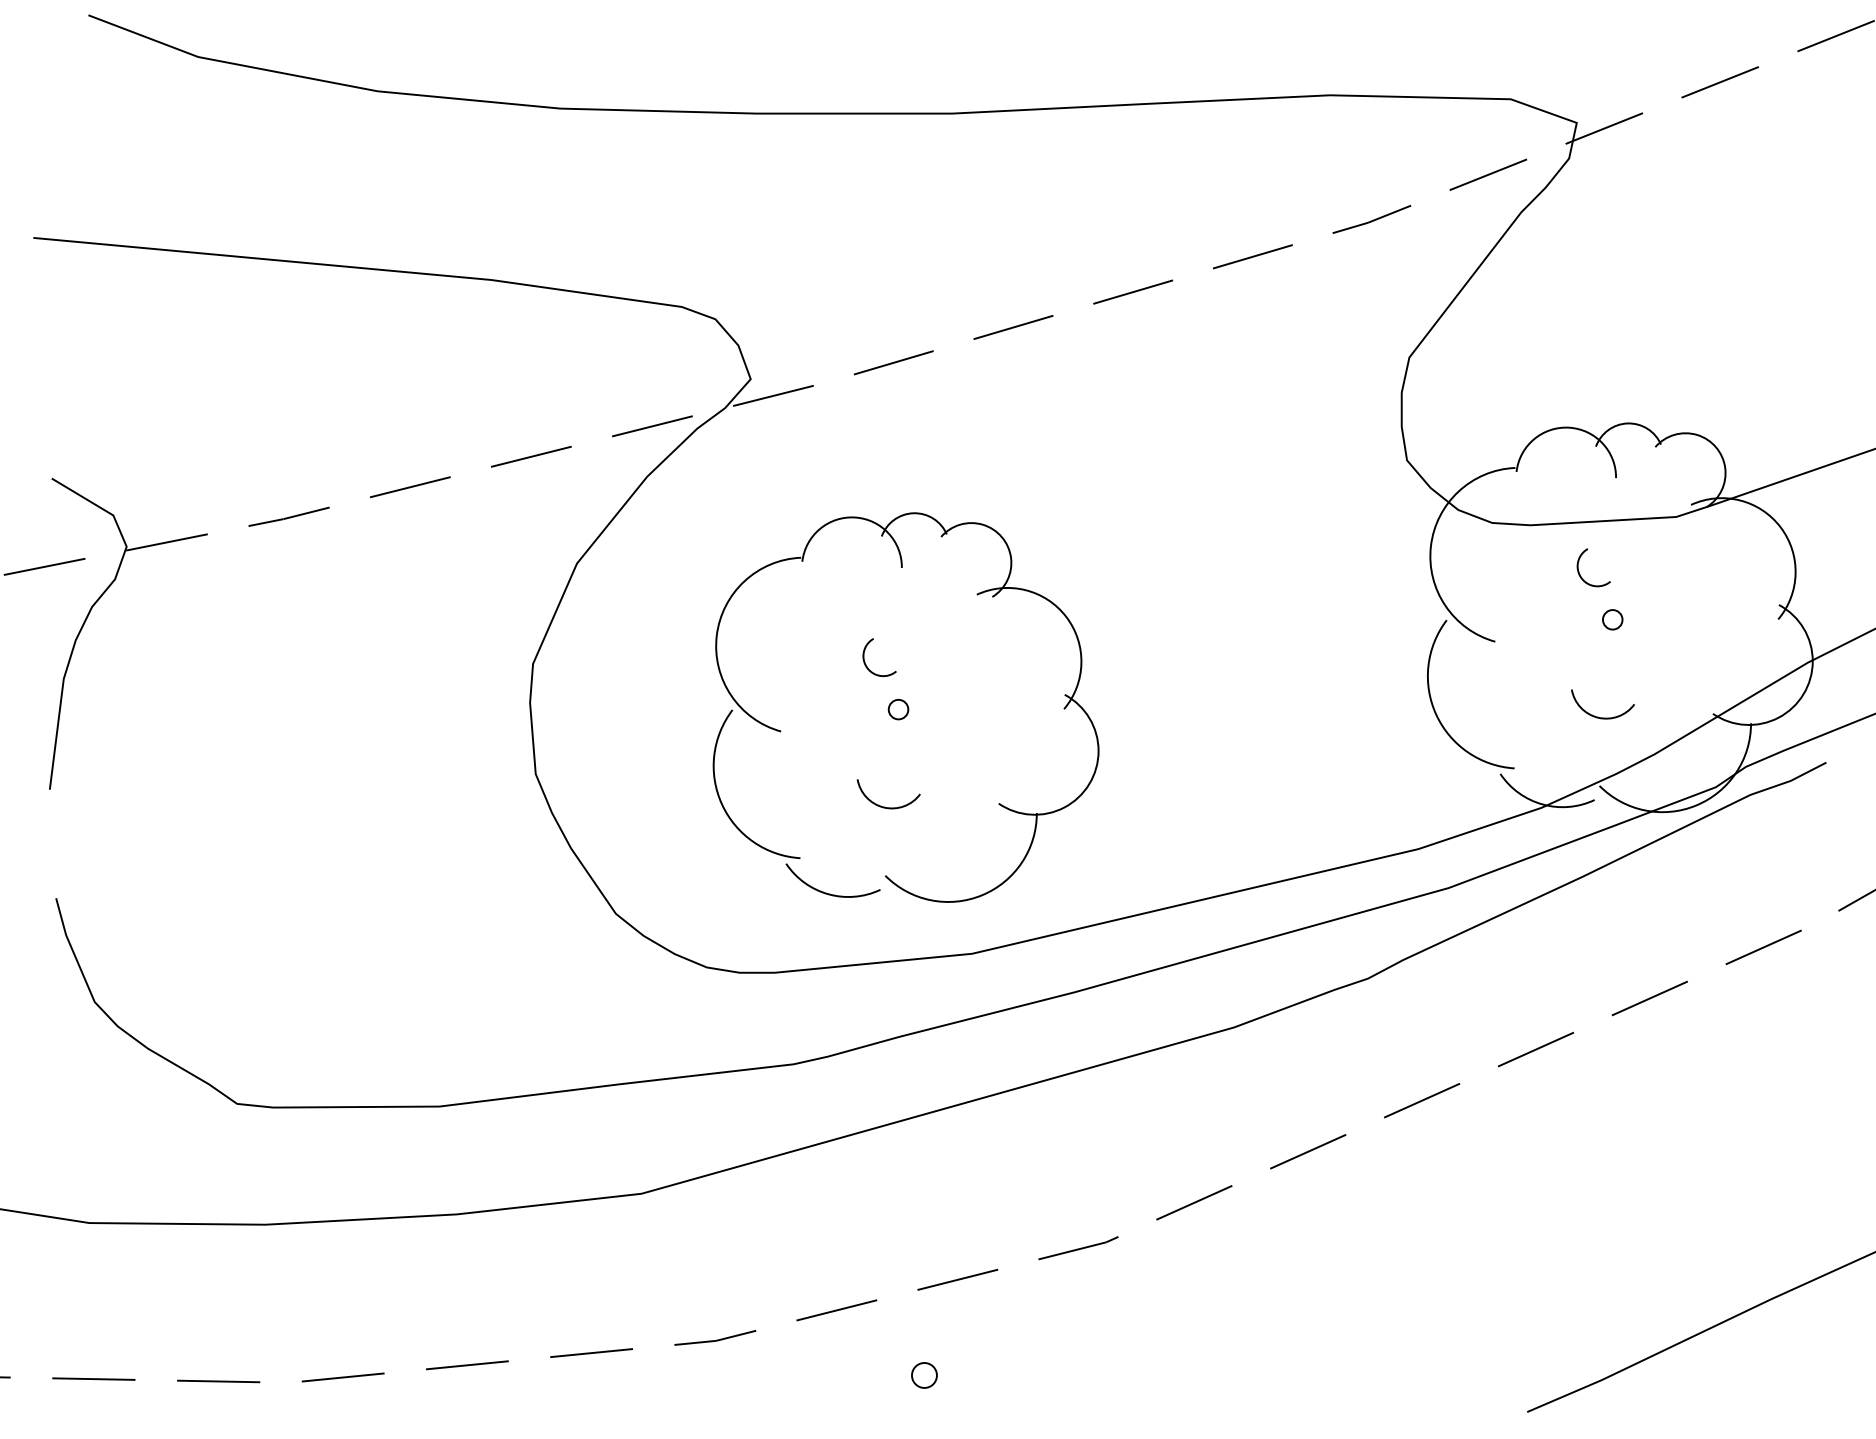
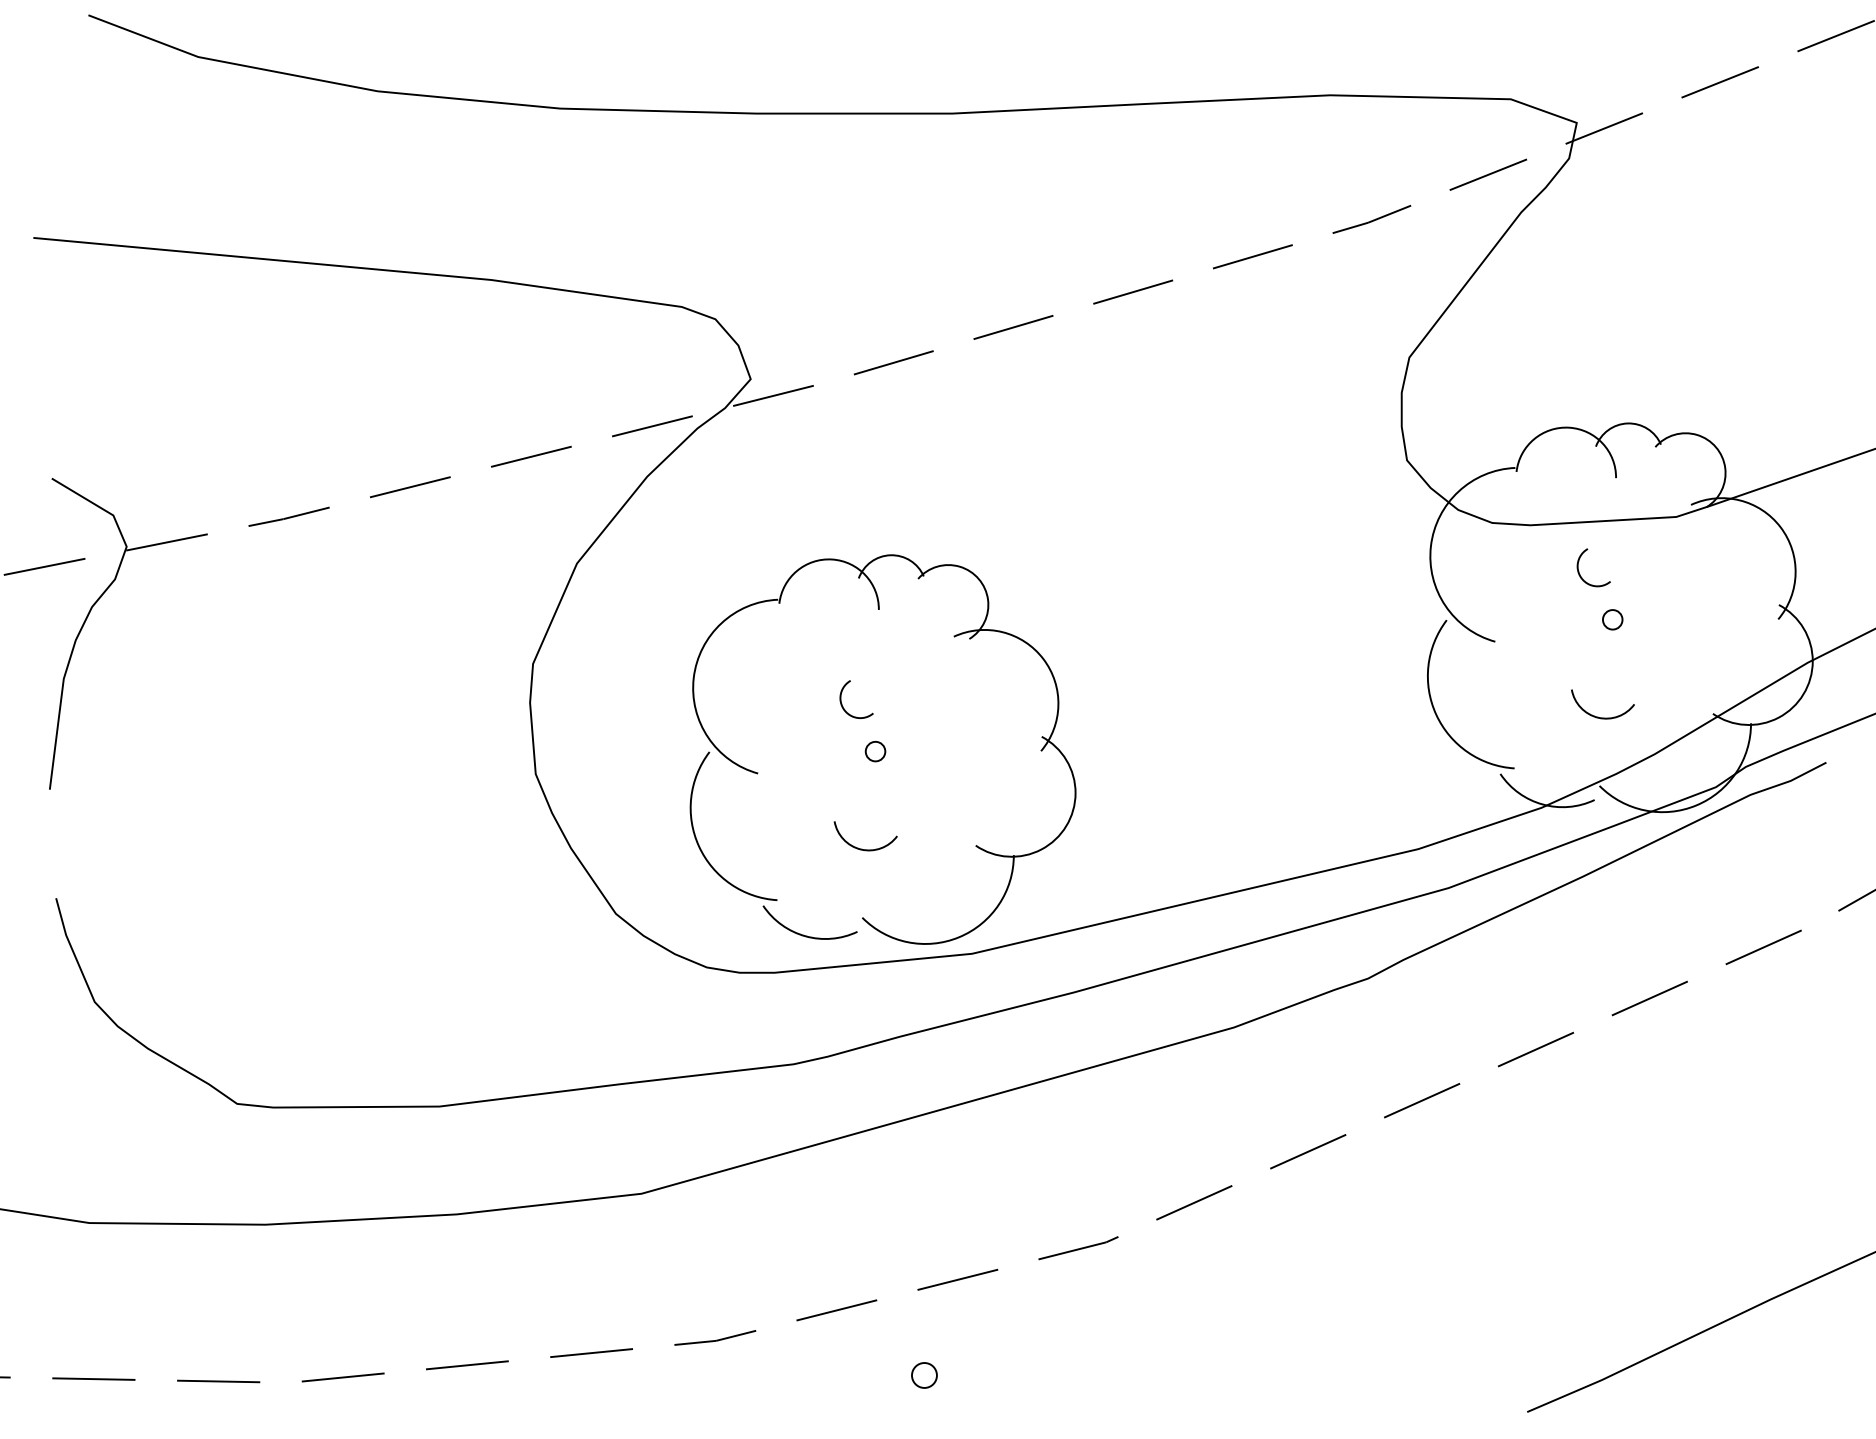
part position: (905, 707) -> (882, 749) (882, 749)
